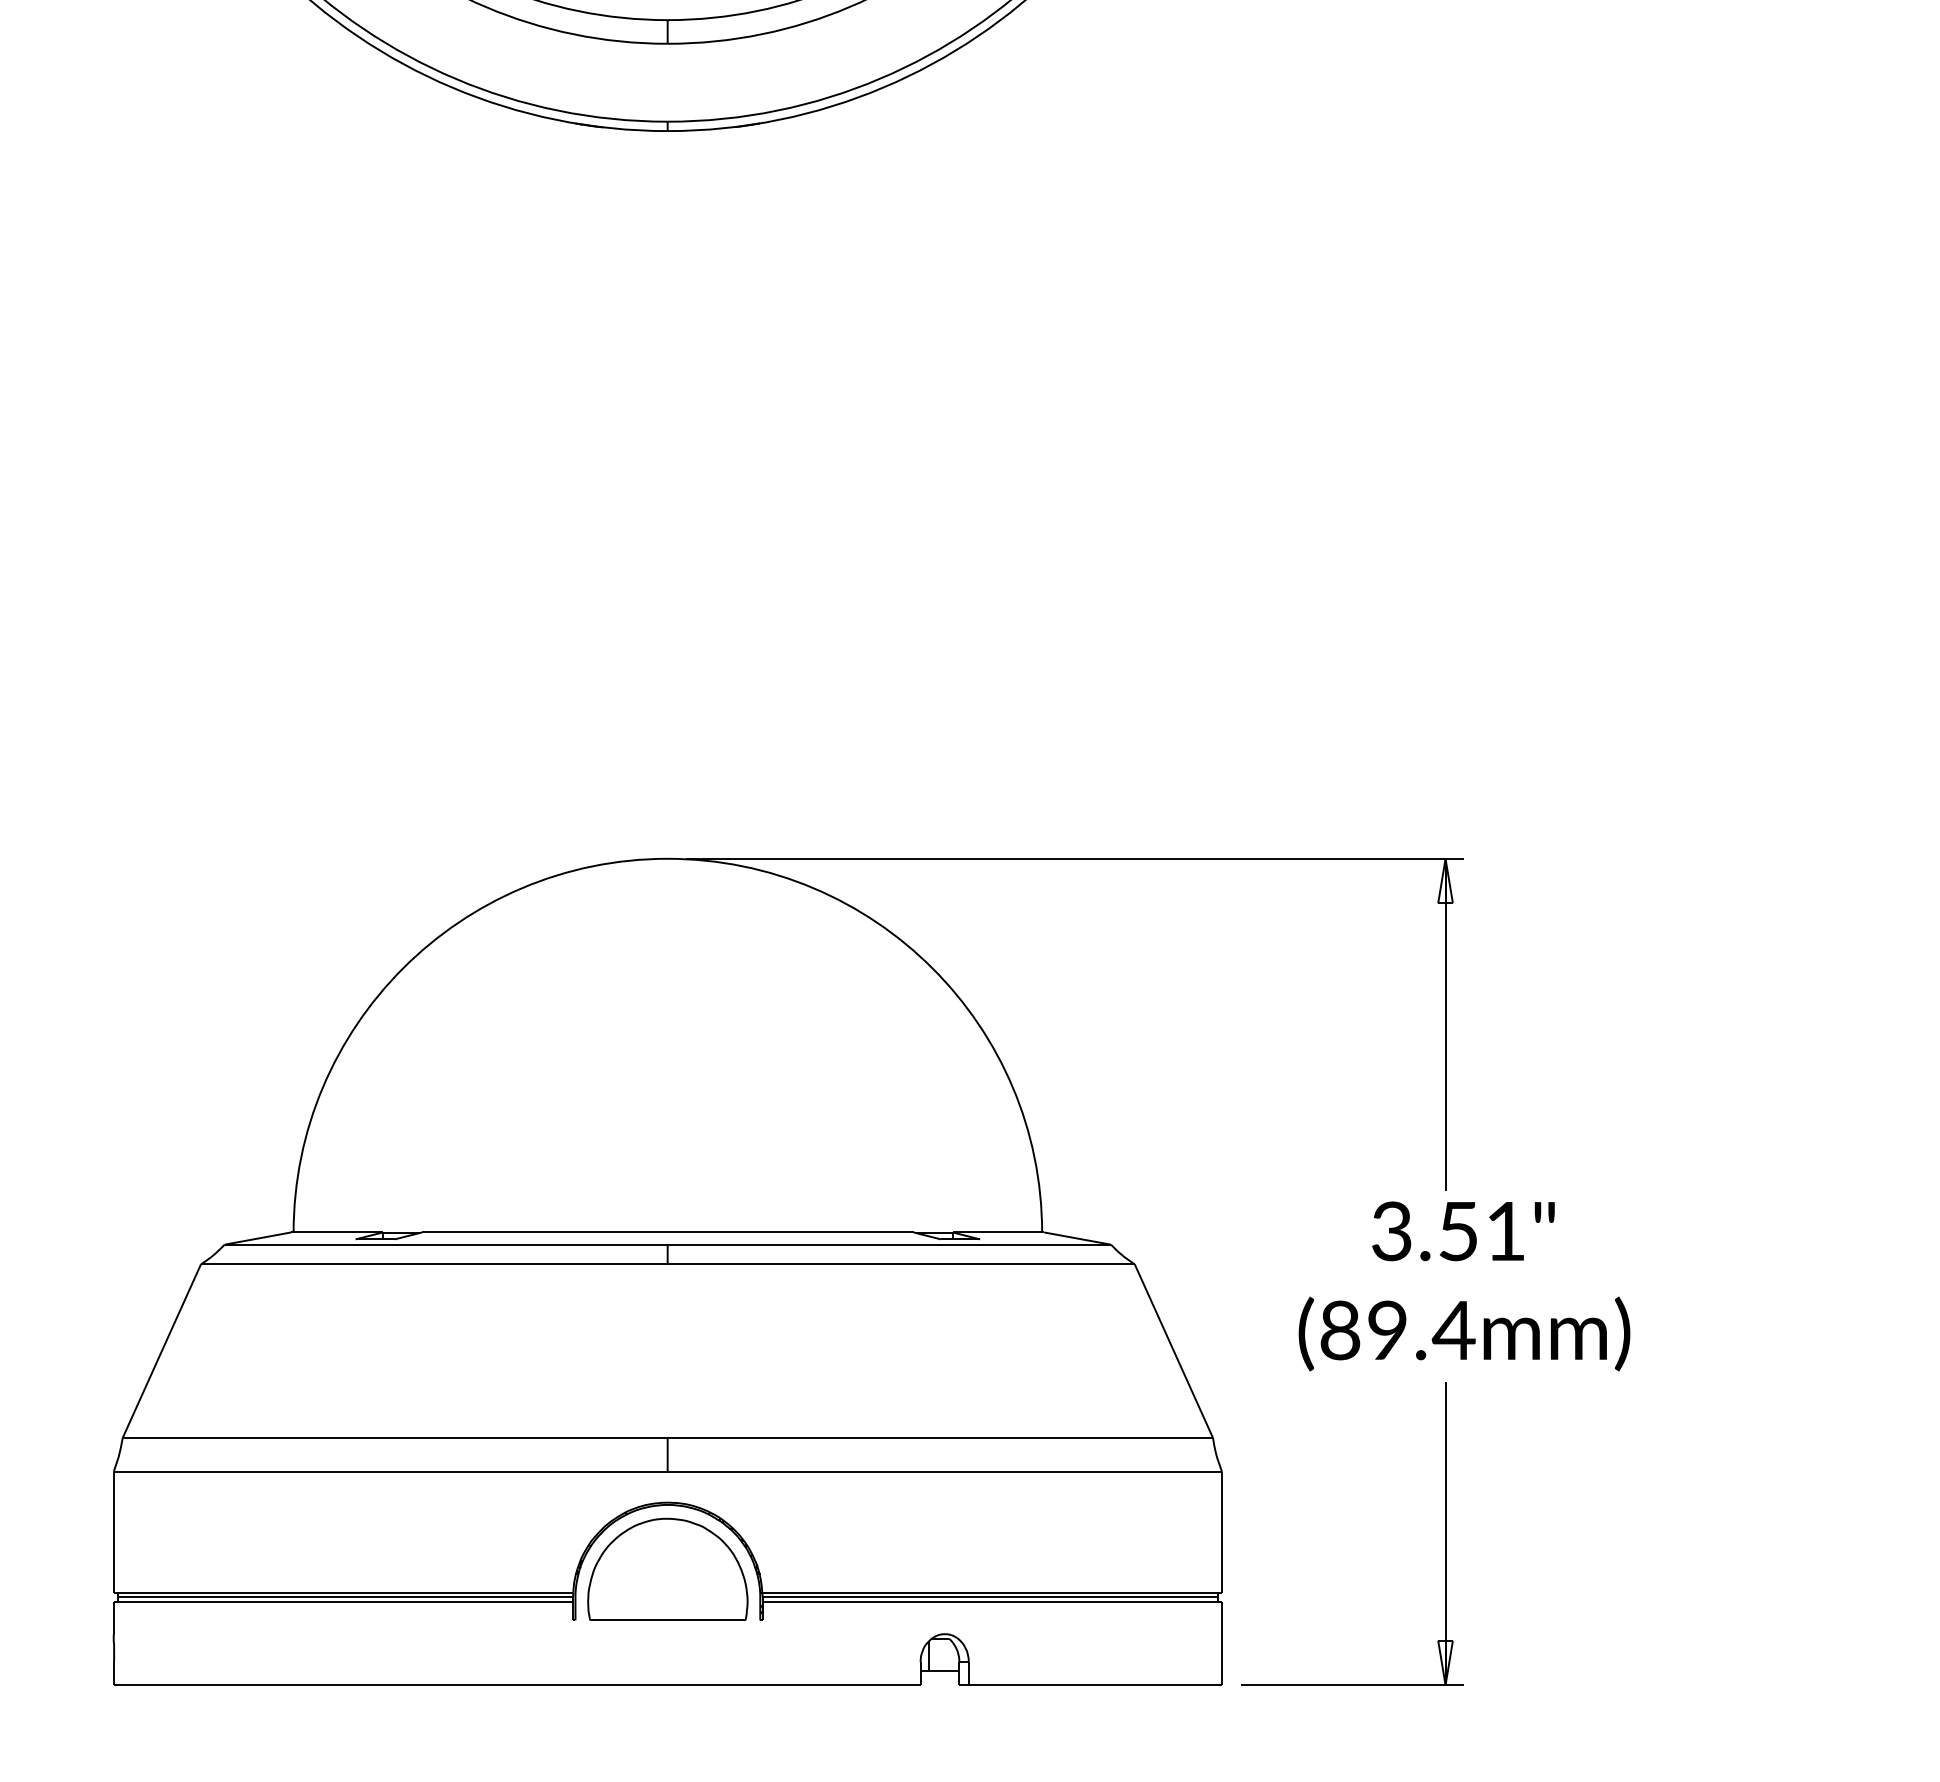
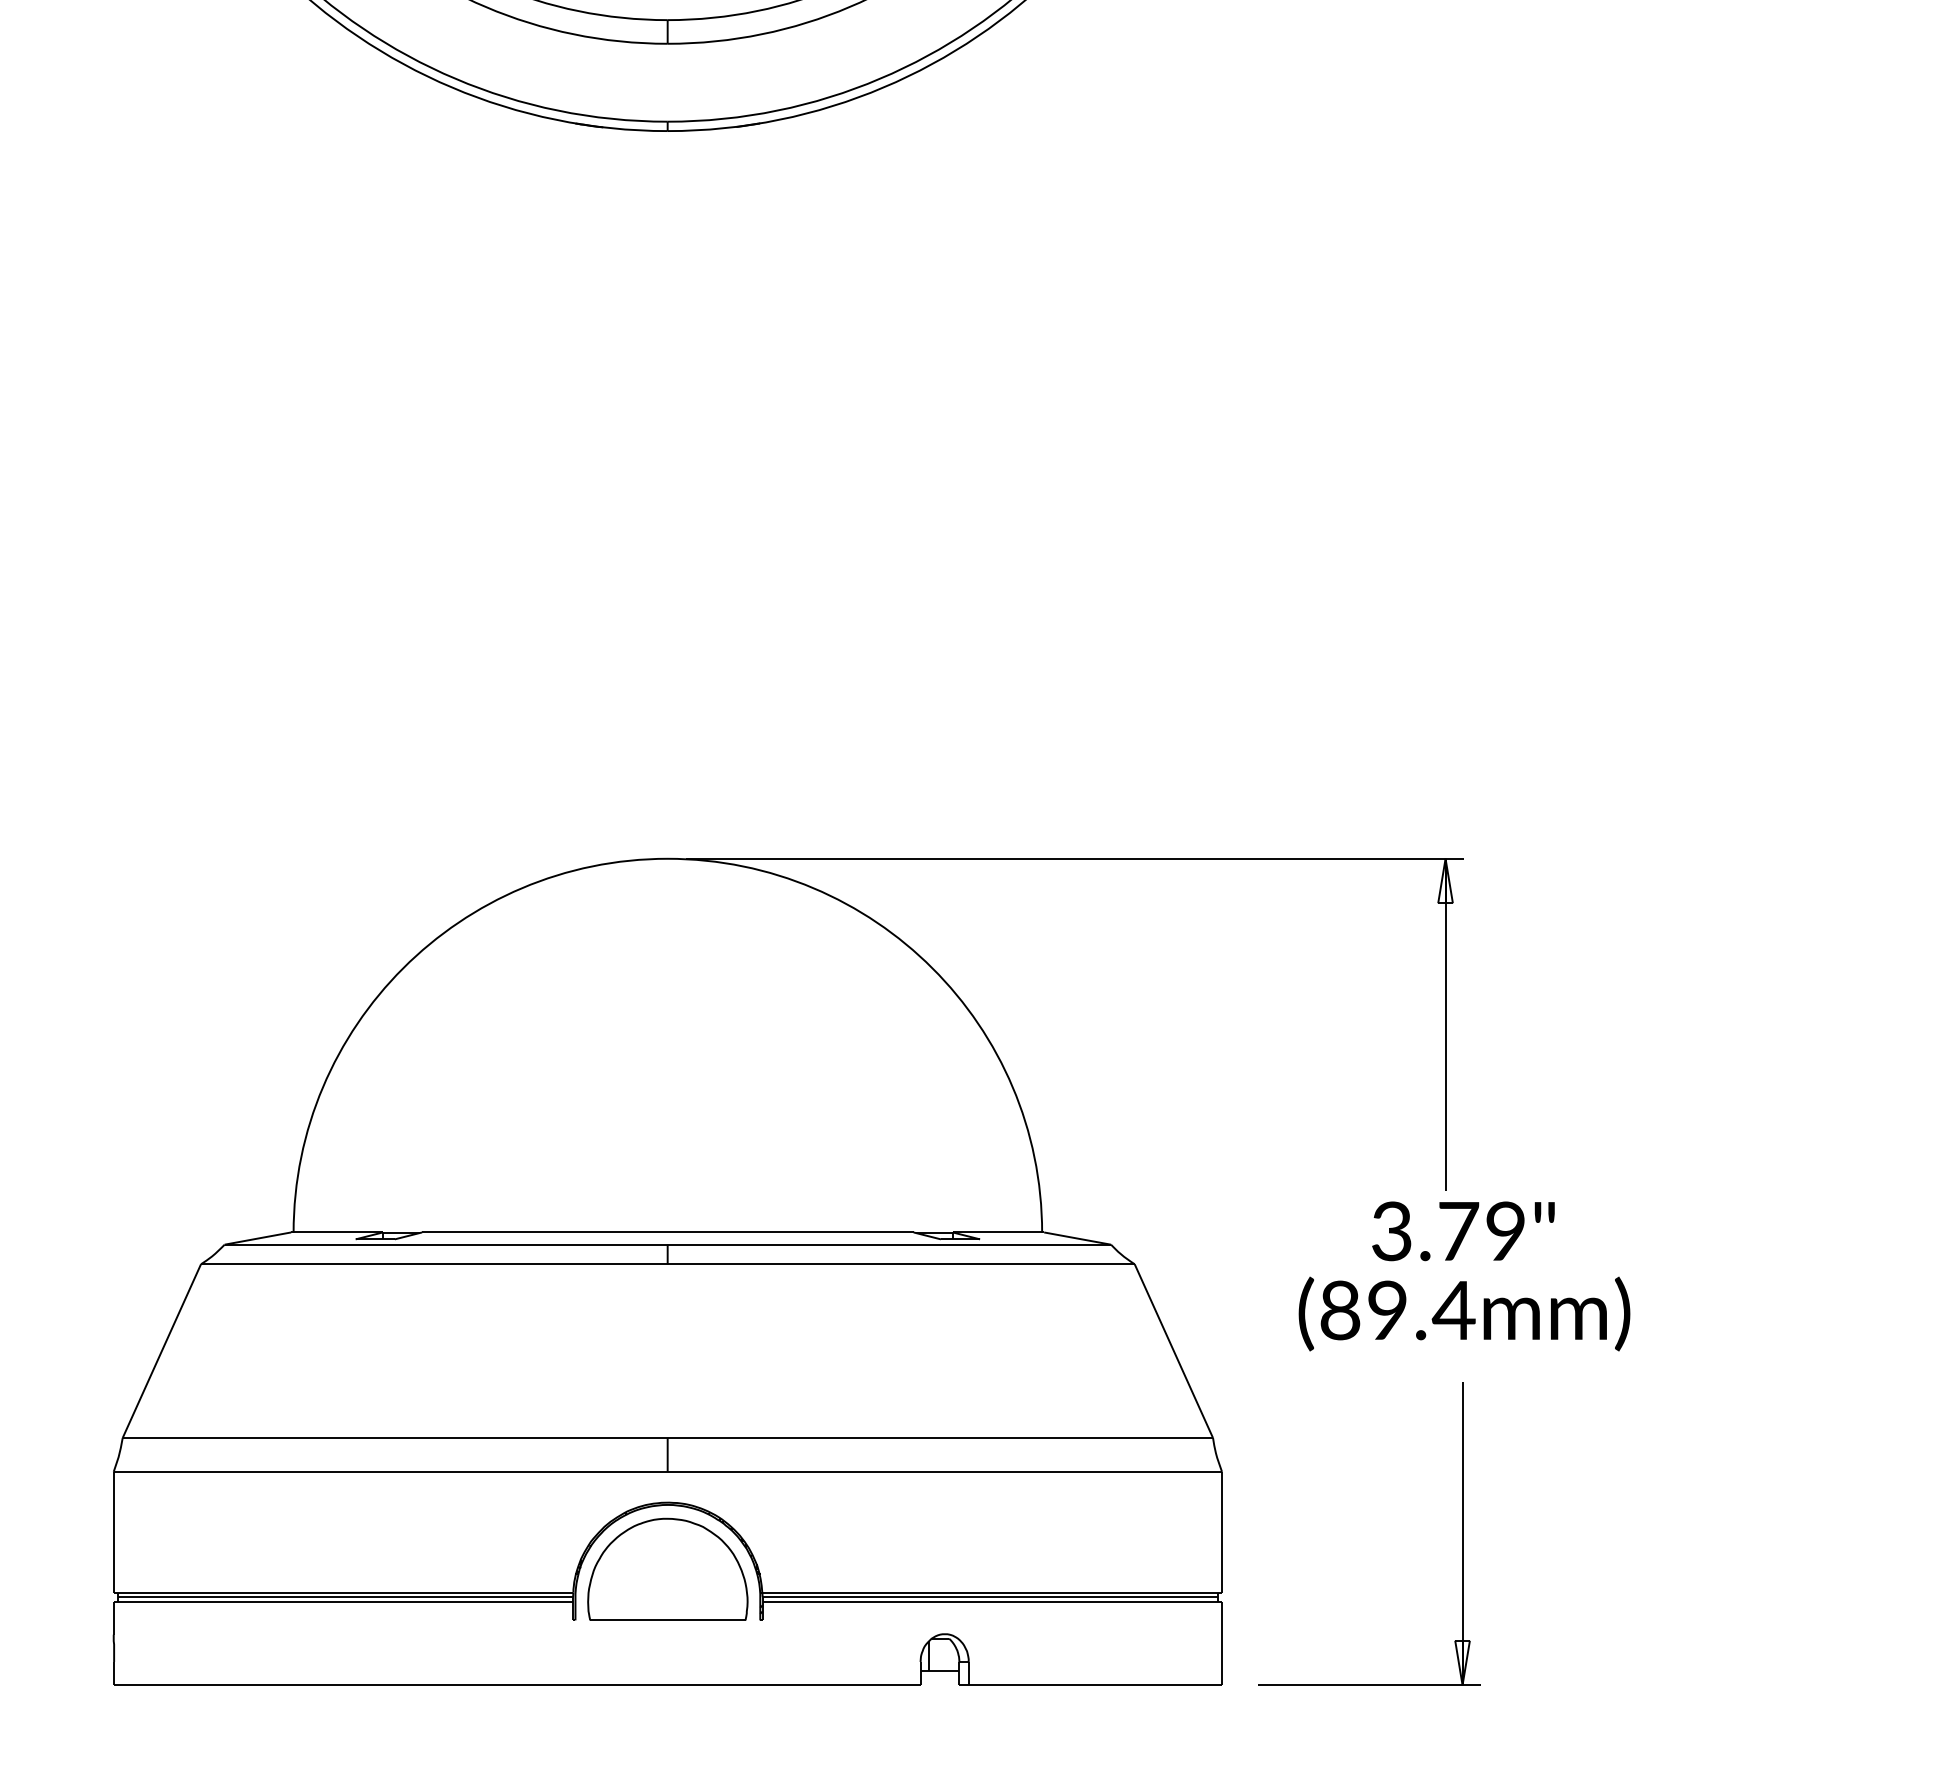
text: 3.51" -> 3.79" (1481, 1231)
text position: (1464, 1333) -> (1464, 1313) (1464, 1313)
part position: (1445, 1533) -> (1462, 1533) (1462, 1533)
